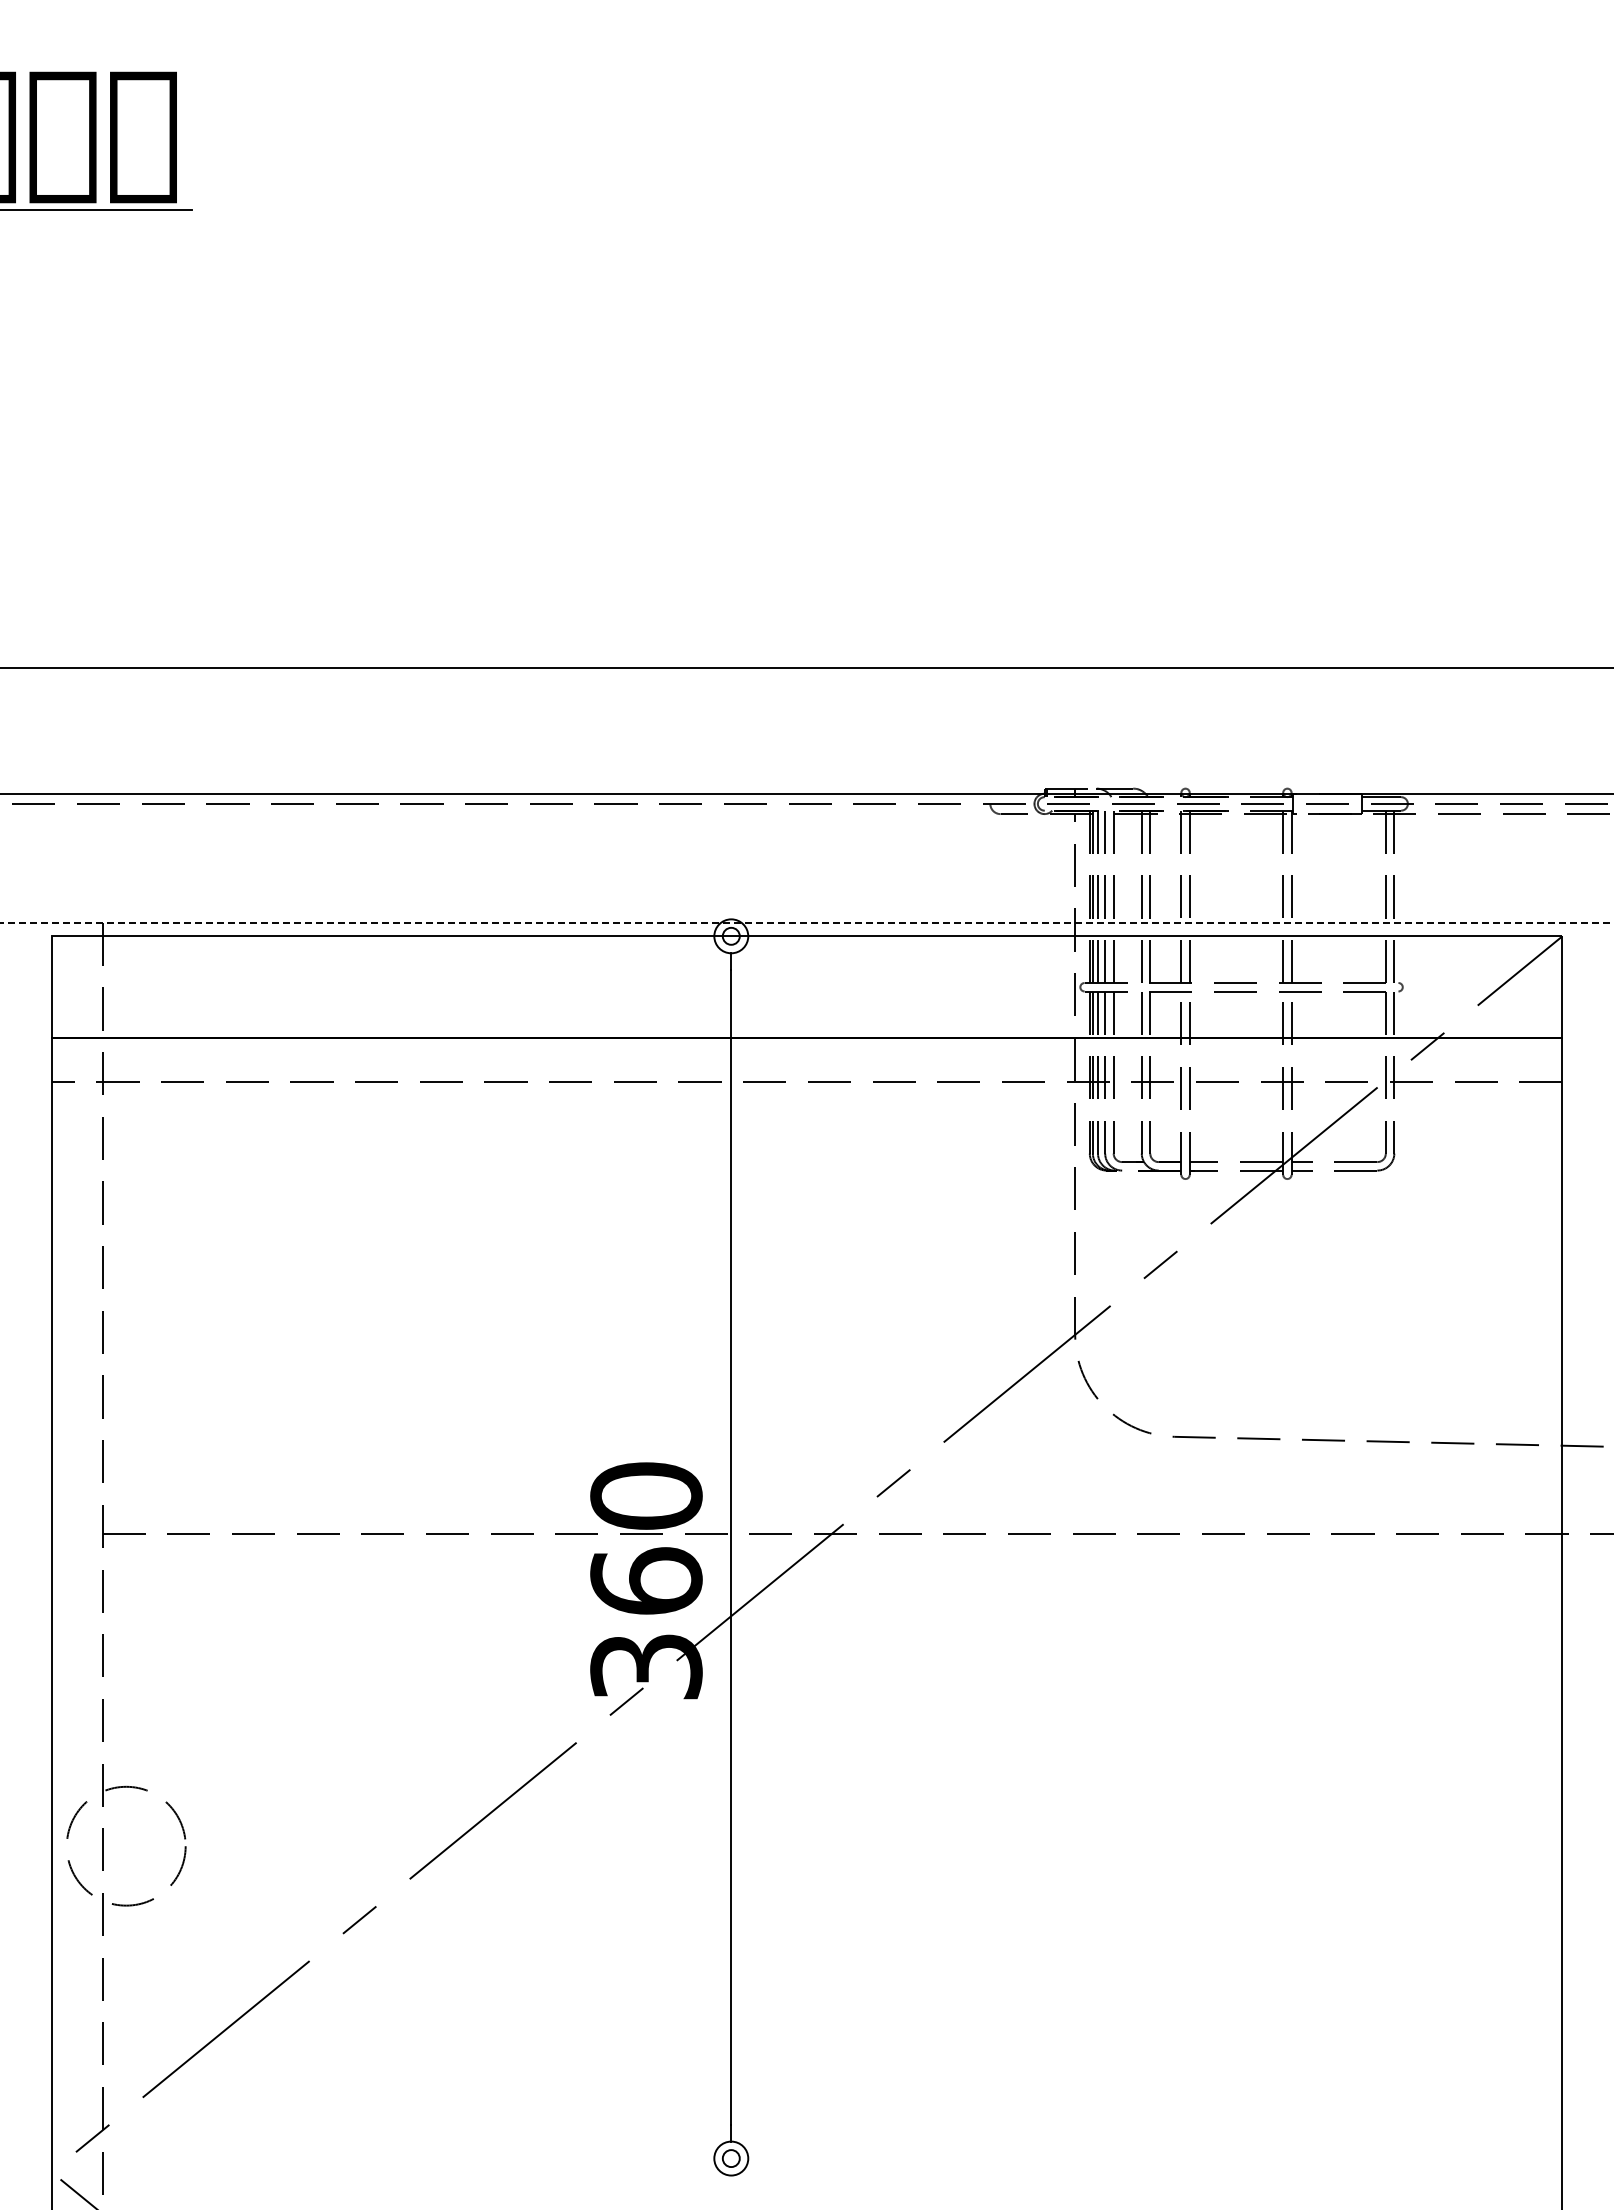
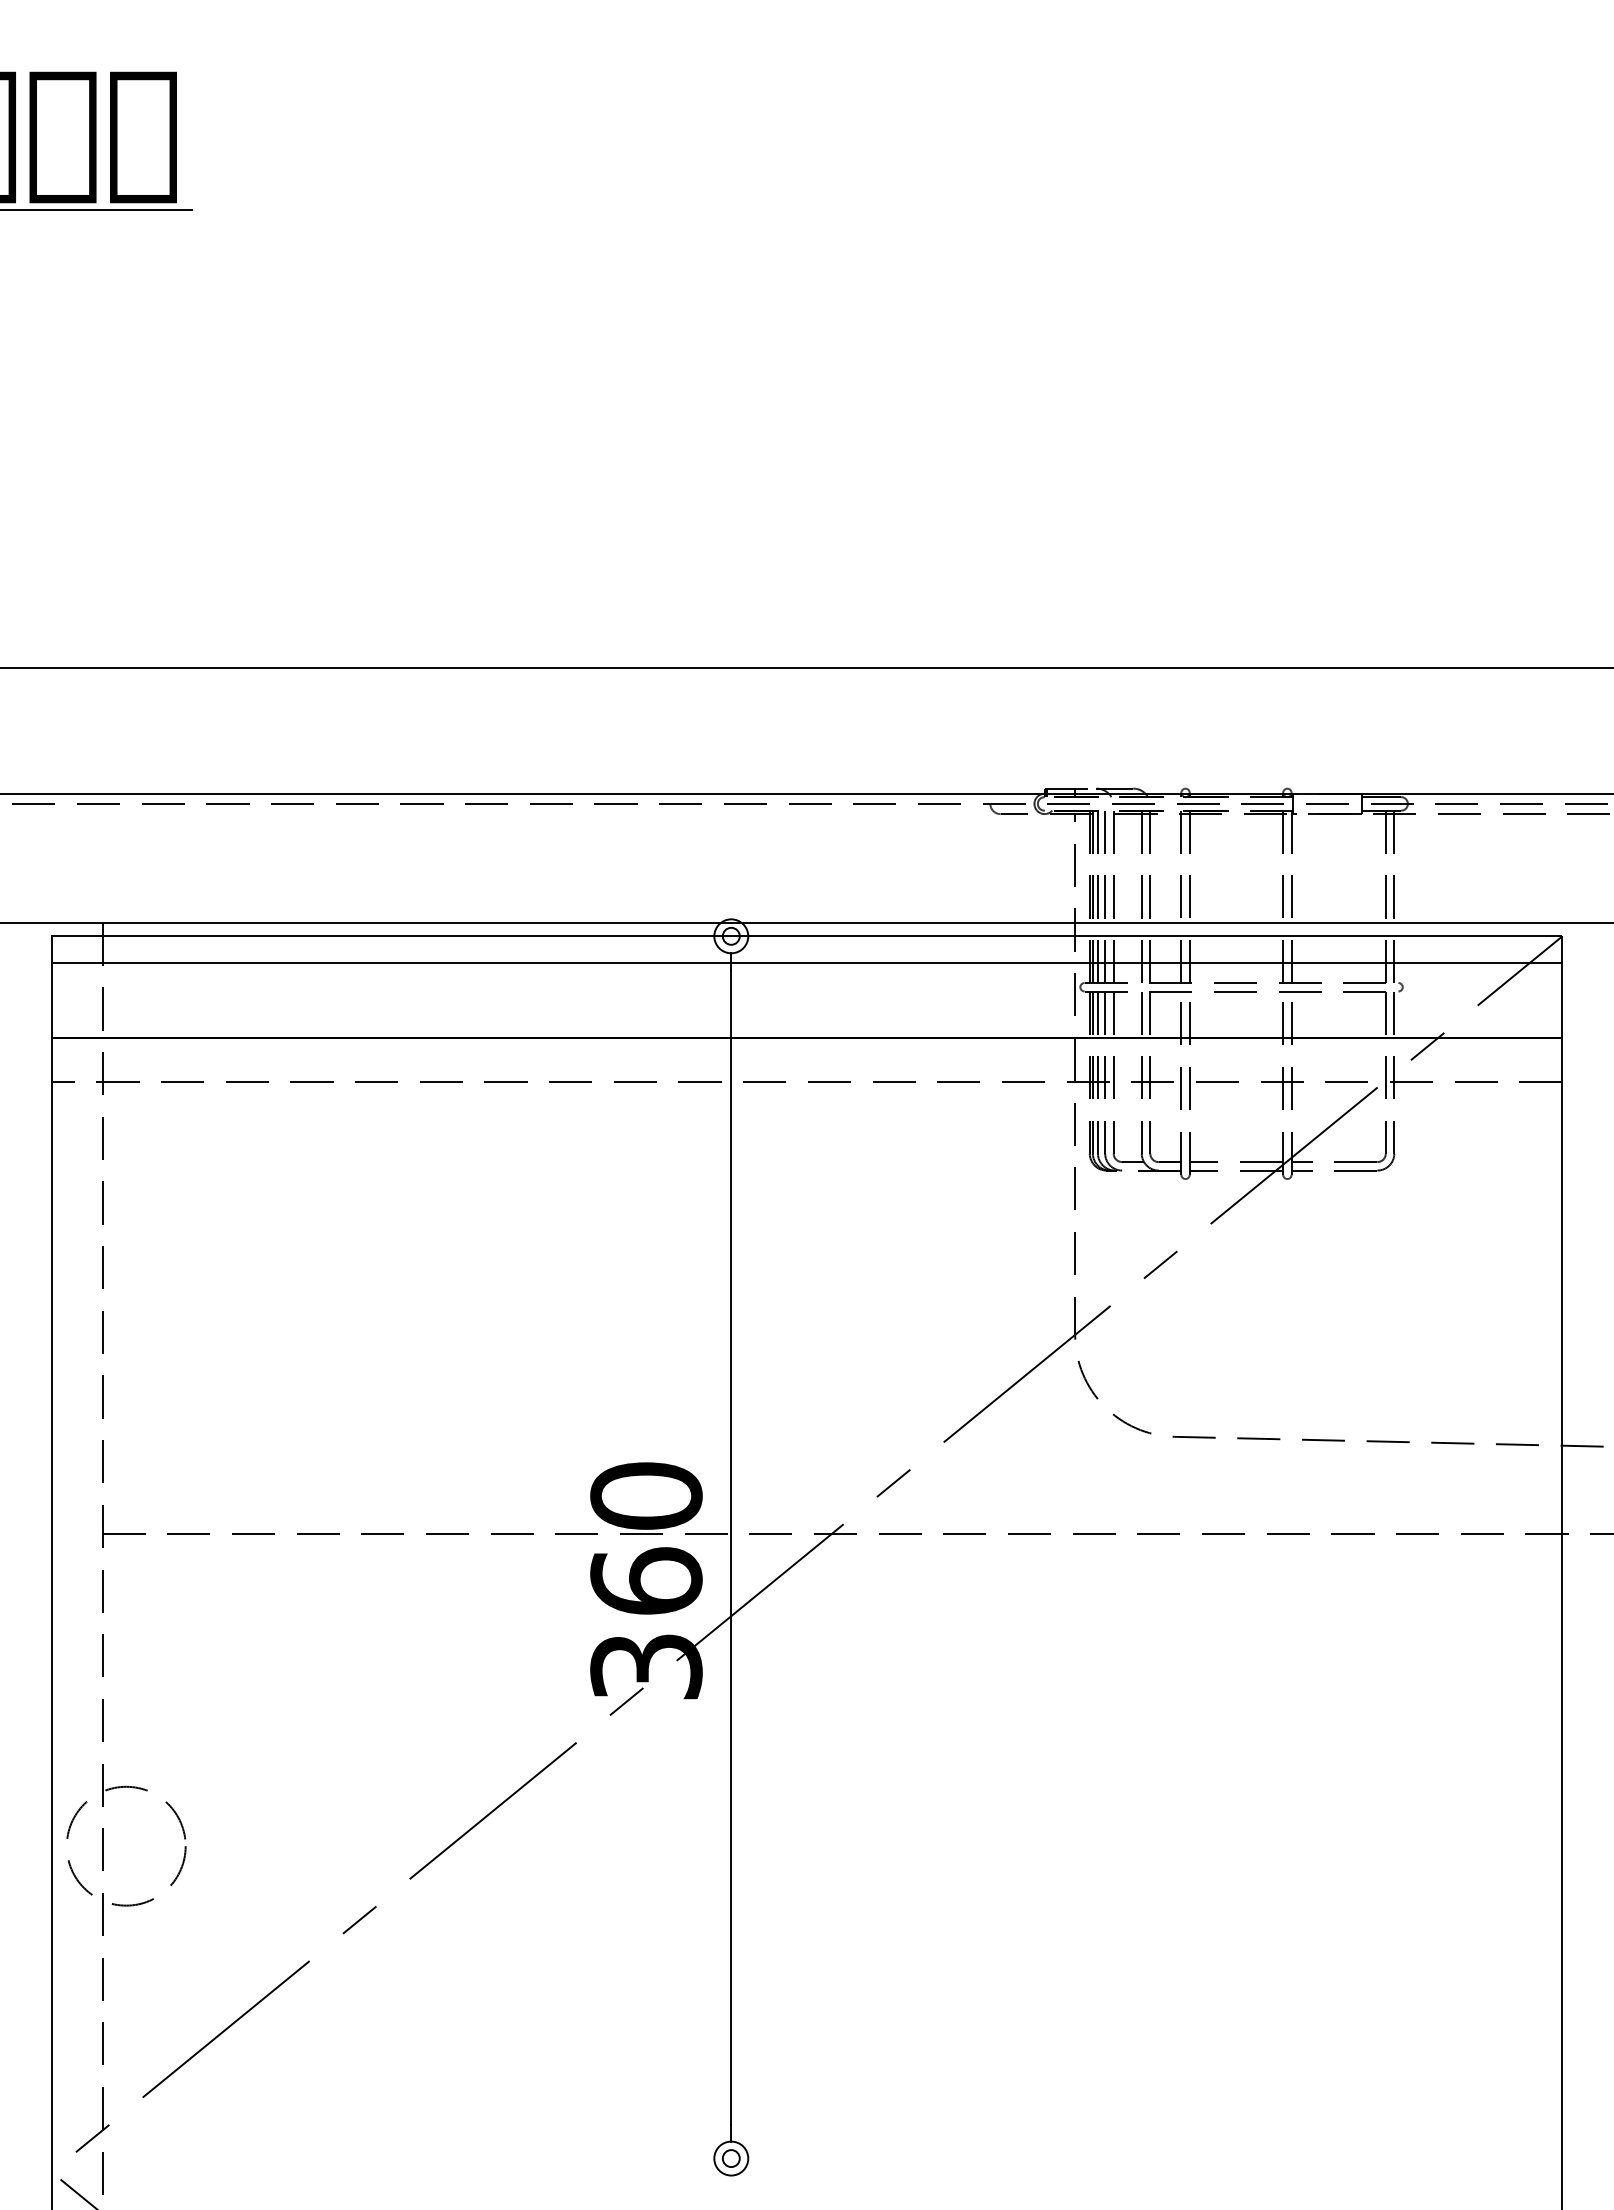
line: dashed -> solid (806, 922)
line: none -> present (806, 963)
